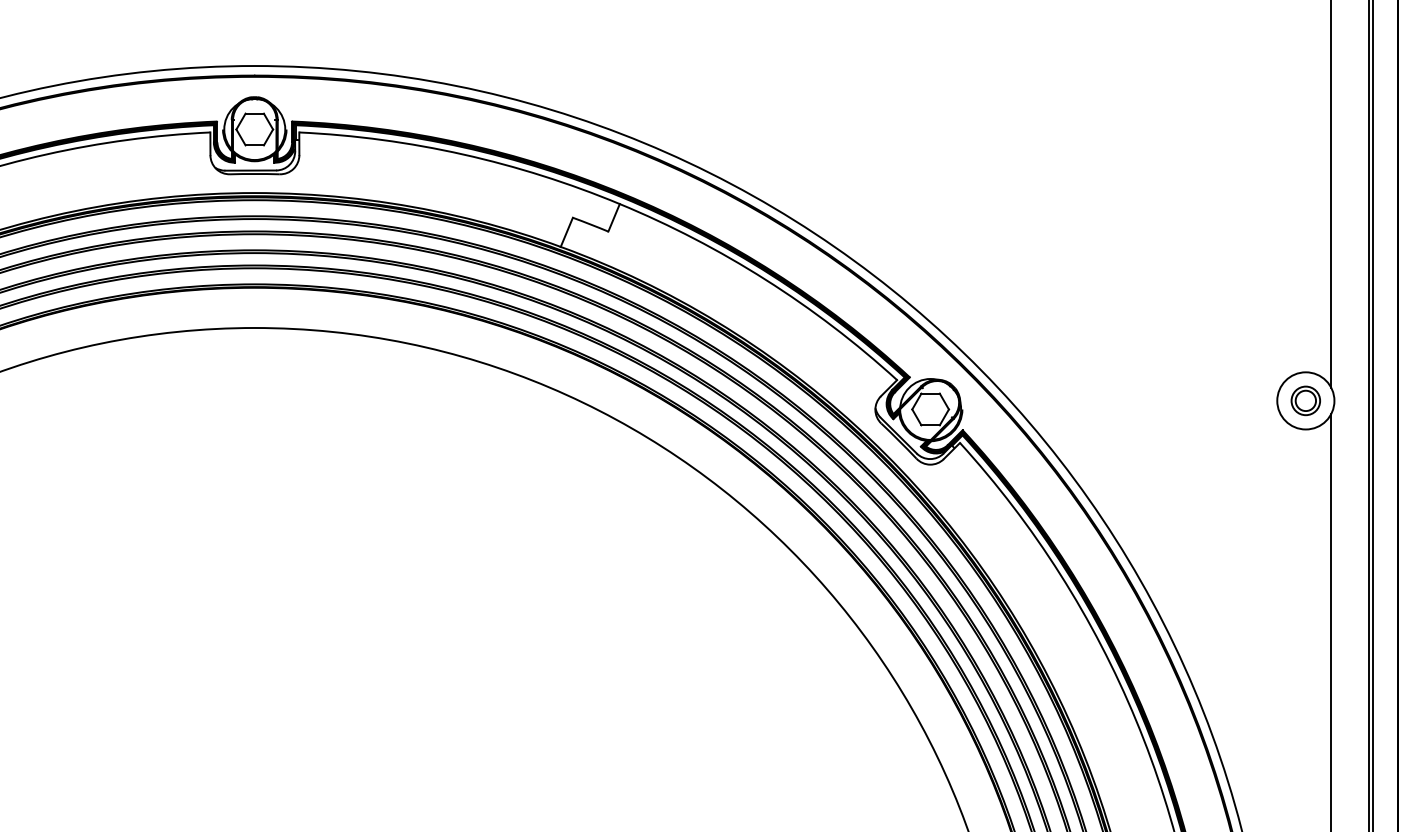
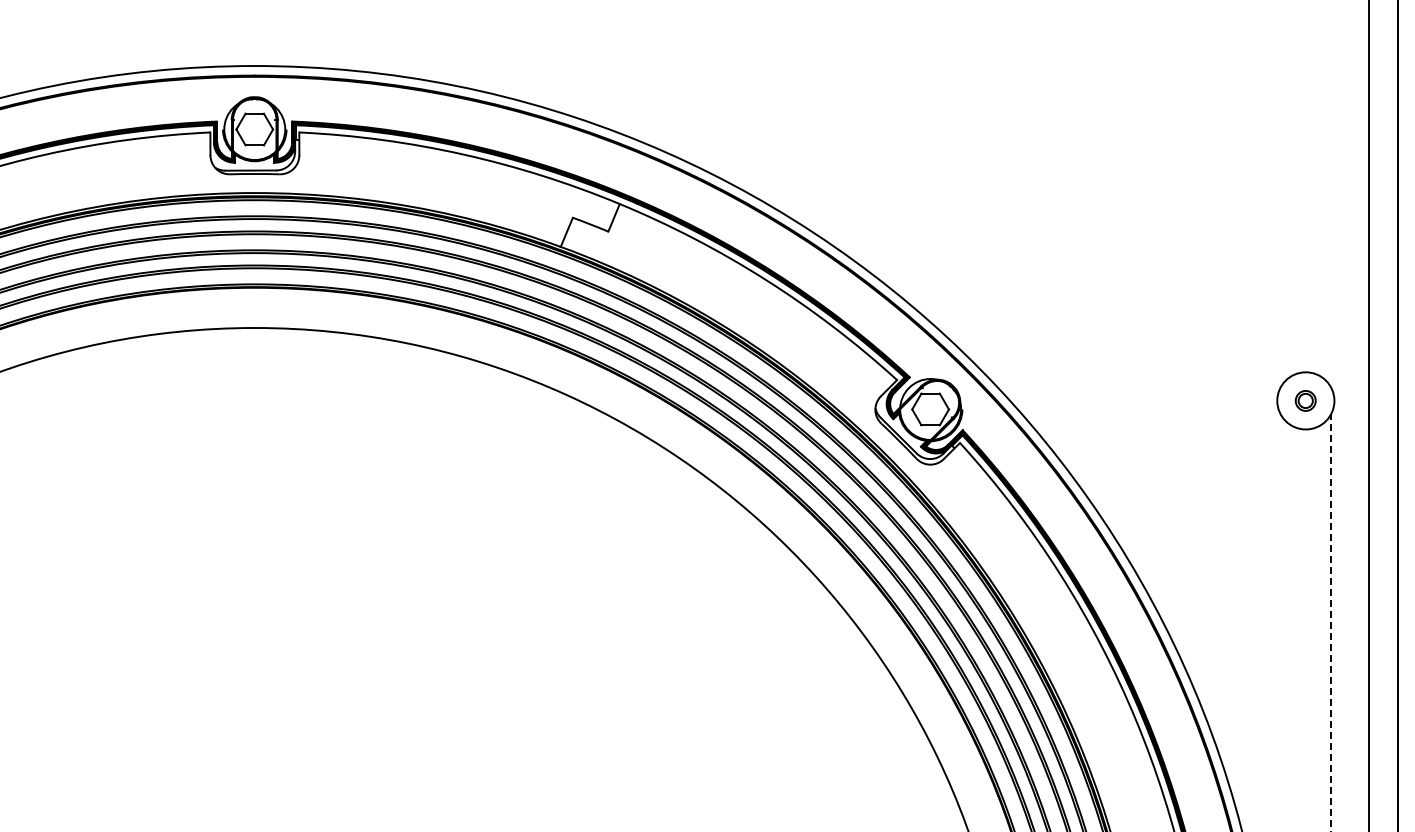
line: present -> none (1331, 194)
part size: 31x32 px -> 23x22 px (1305, 400)
line: present -> none (1372, 415)
line: solid -> dashed (1331, 622)
